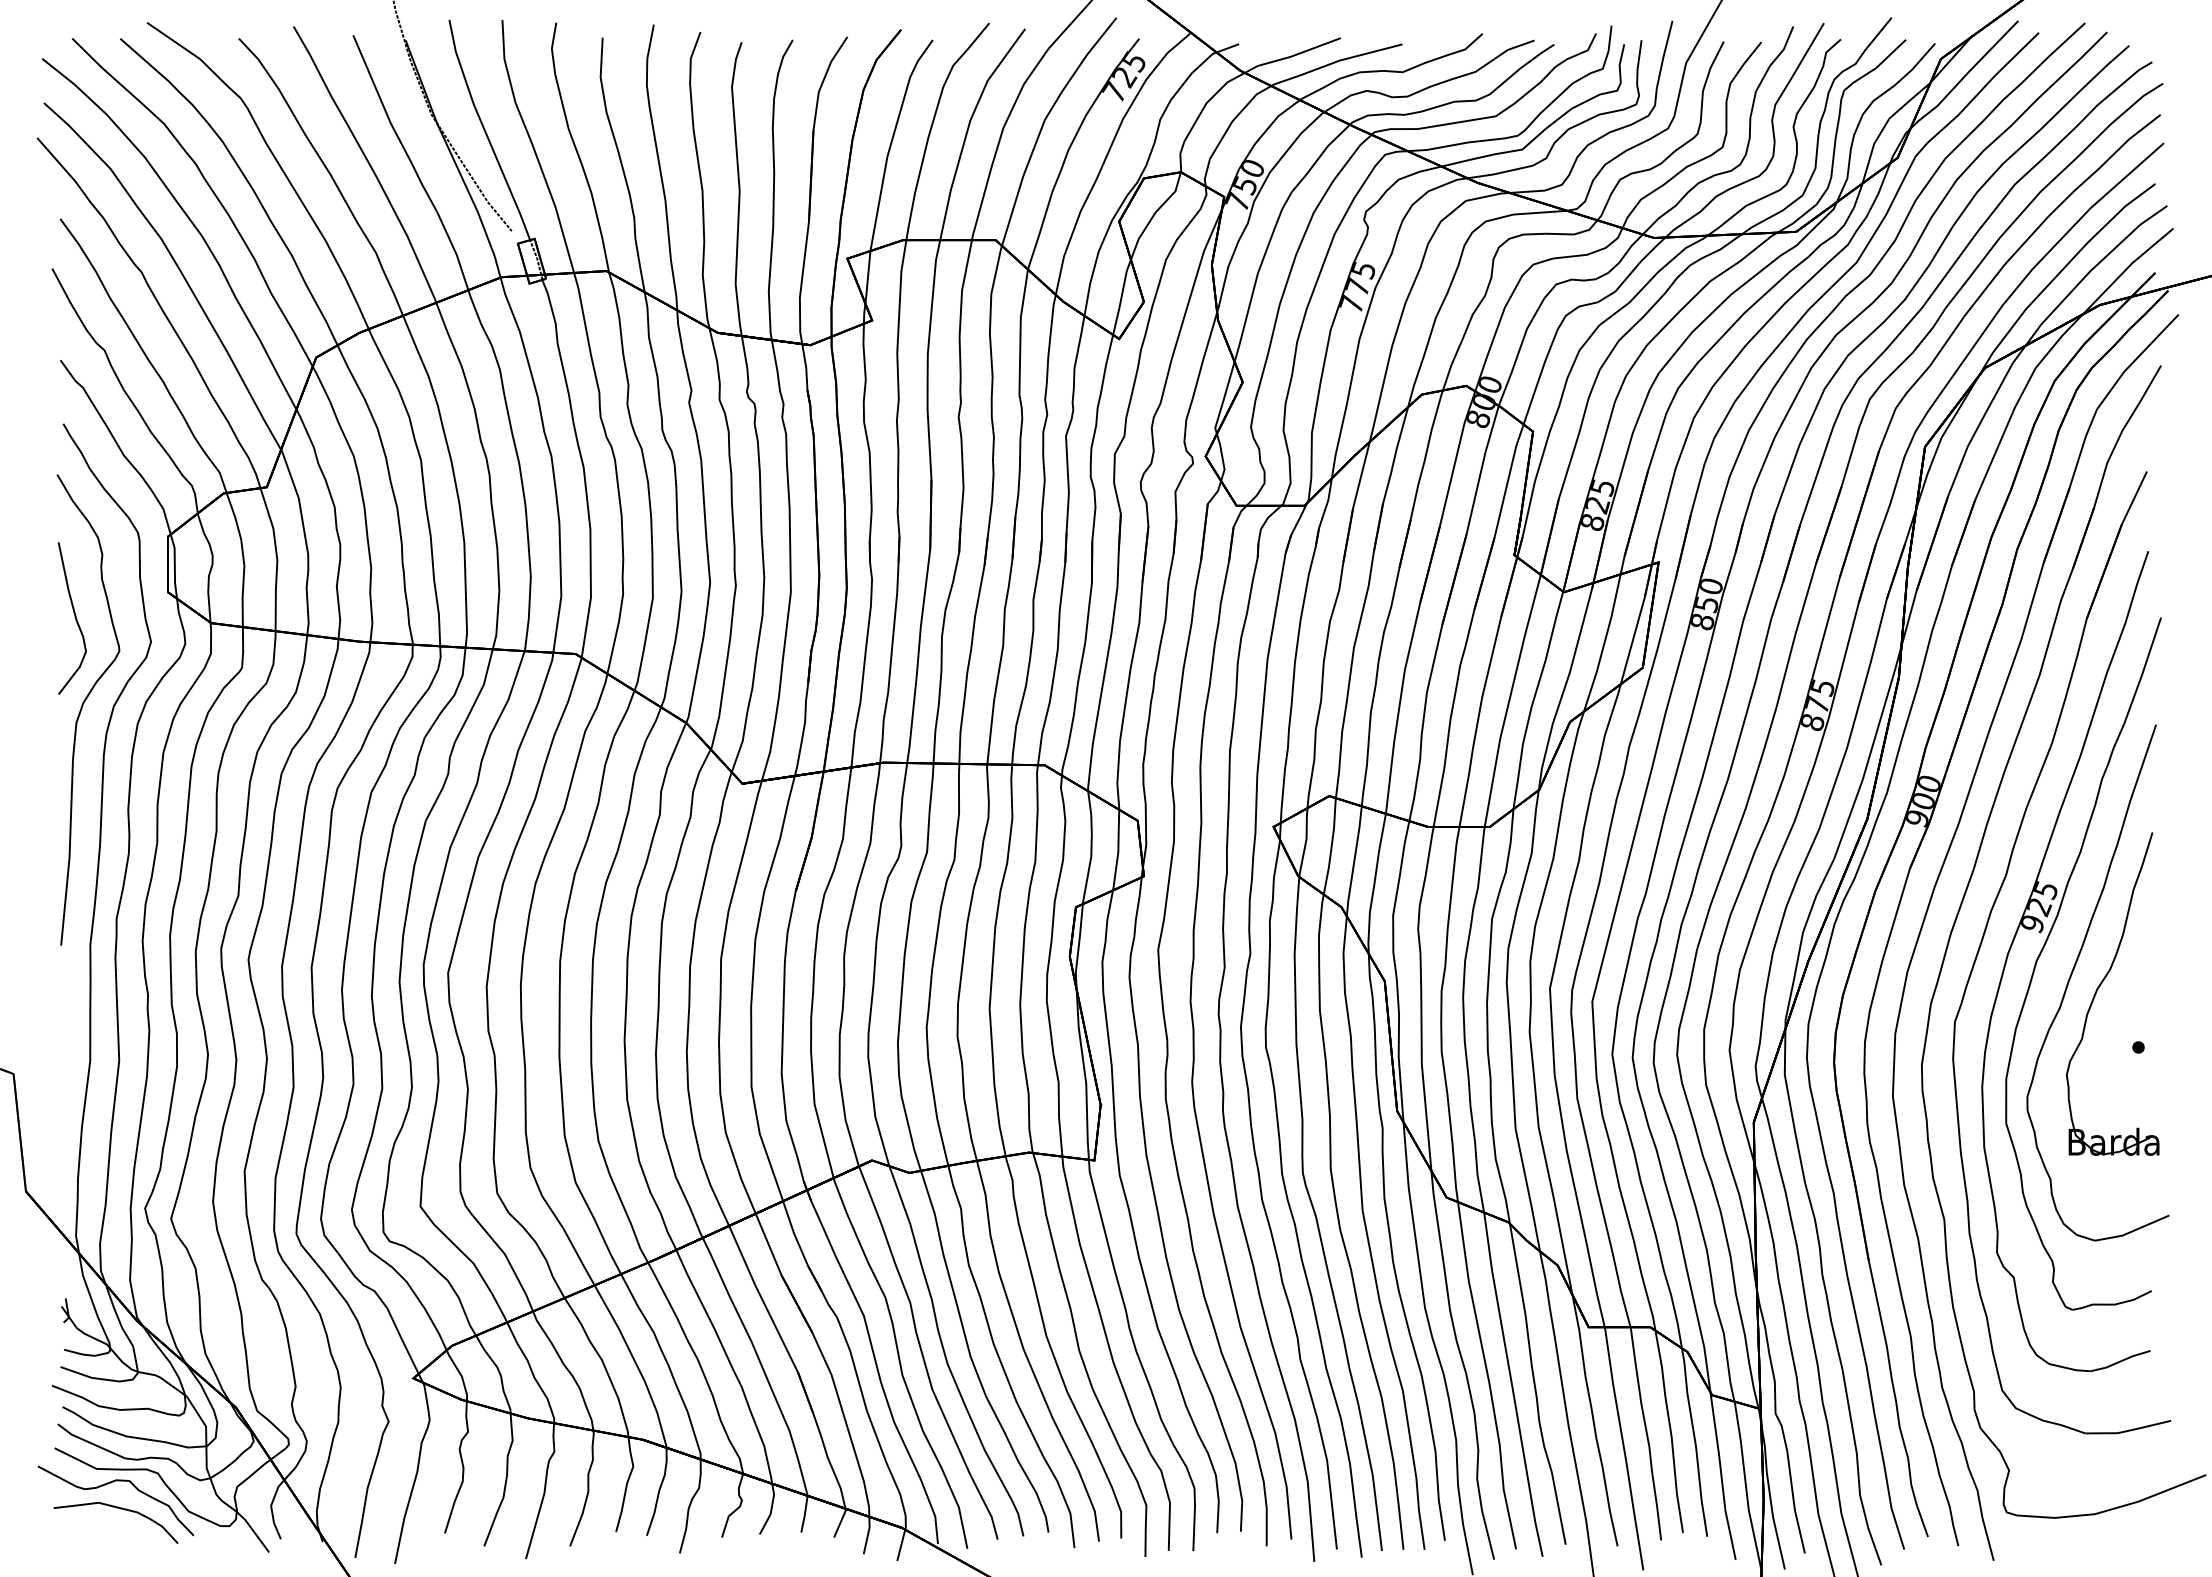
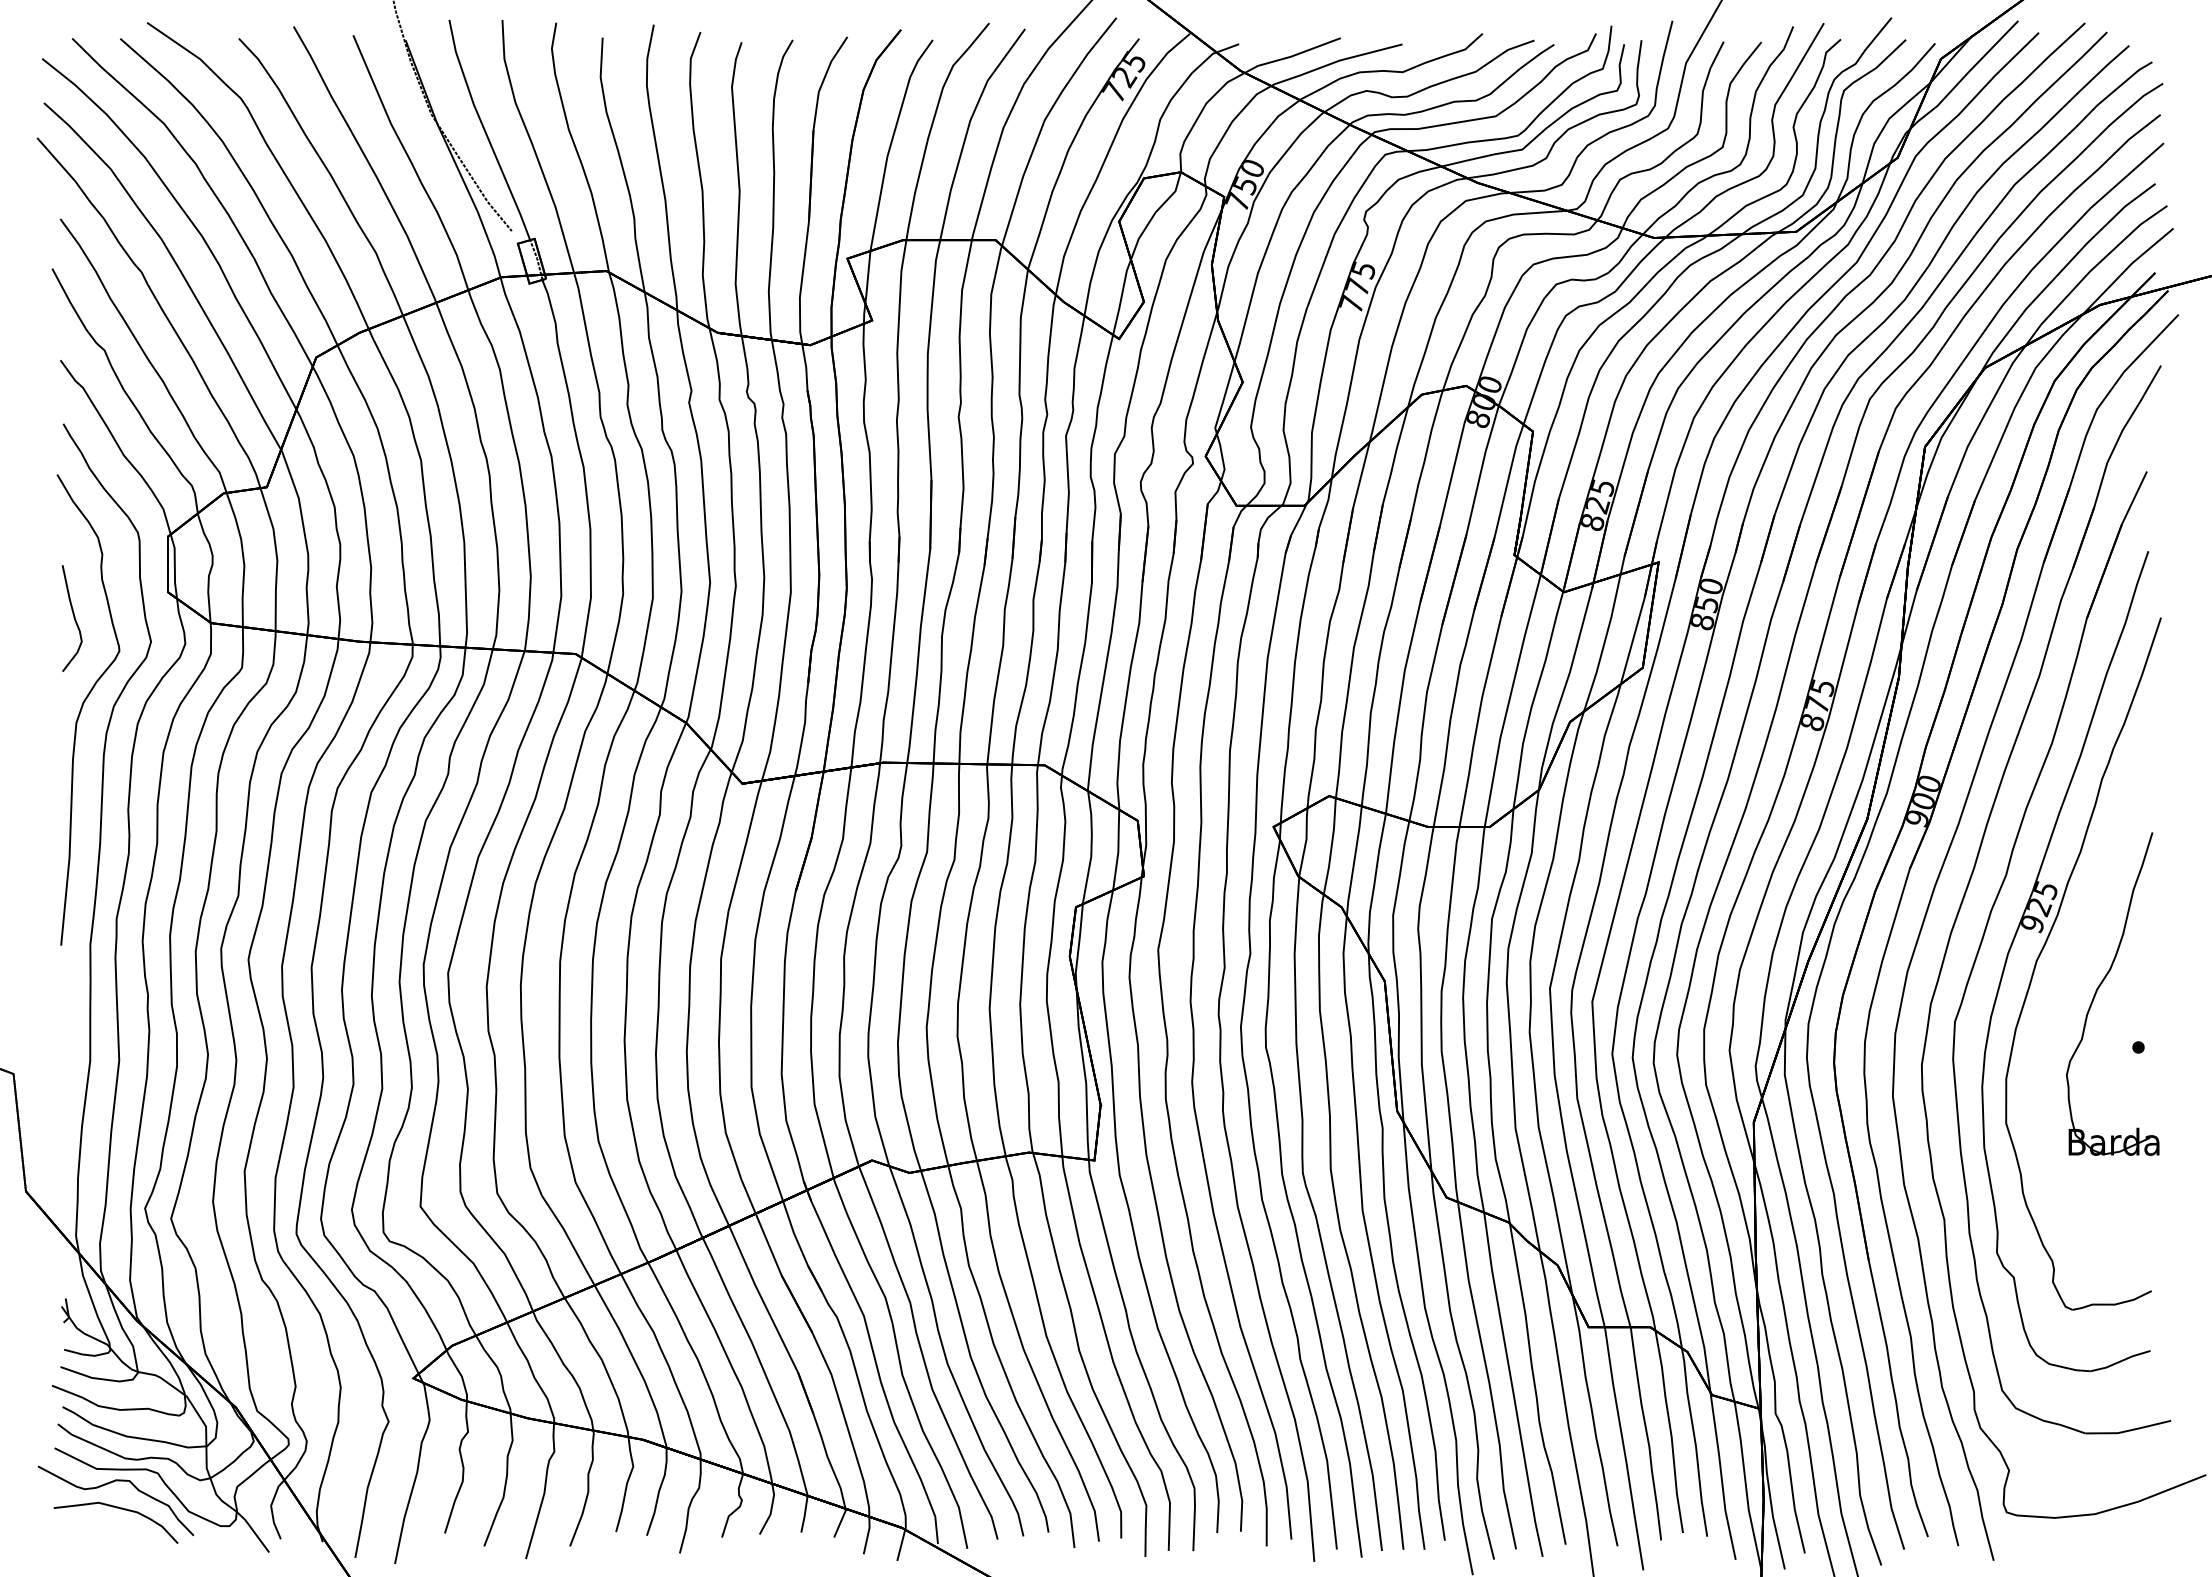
part size: 30x153 px -> 22x107 px (71, 618)
part: present -> none (2073, 972)
